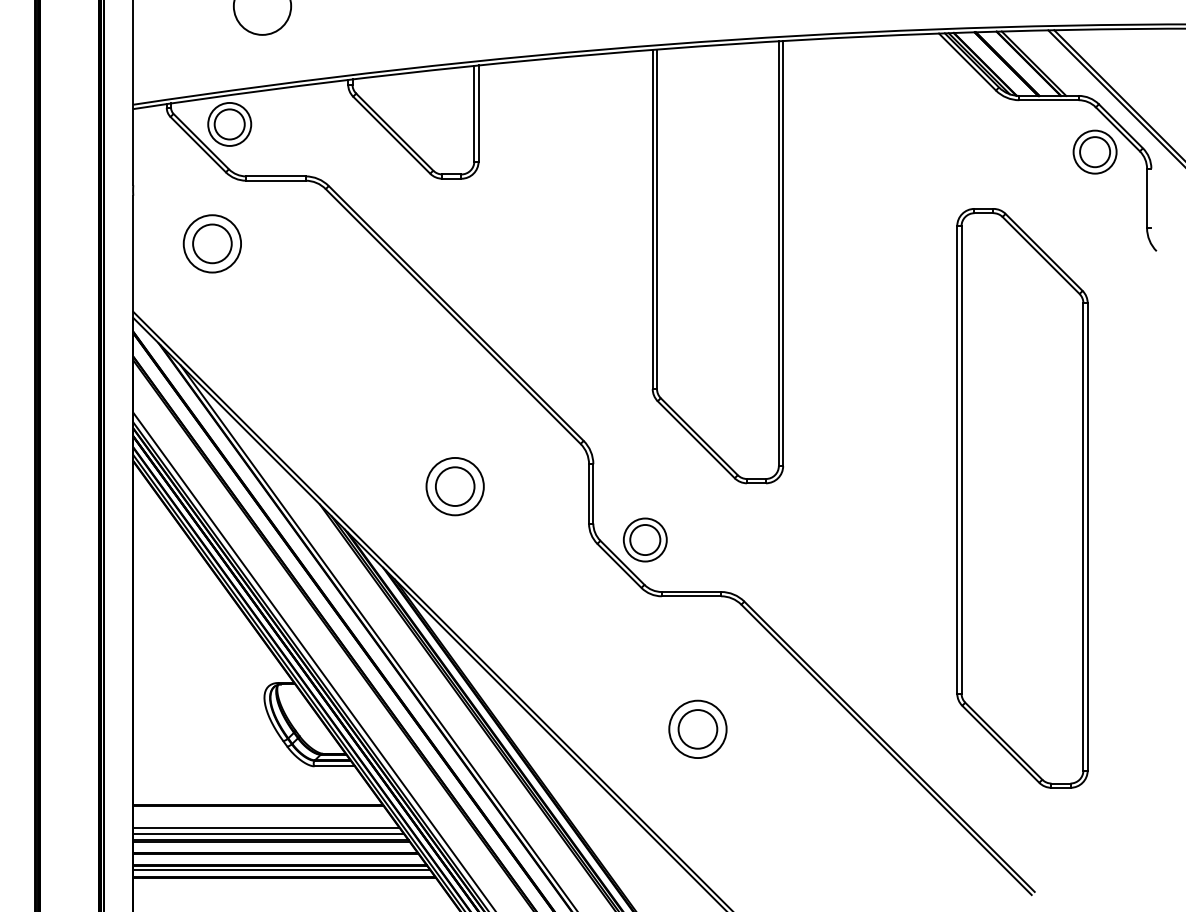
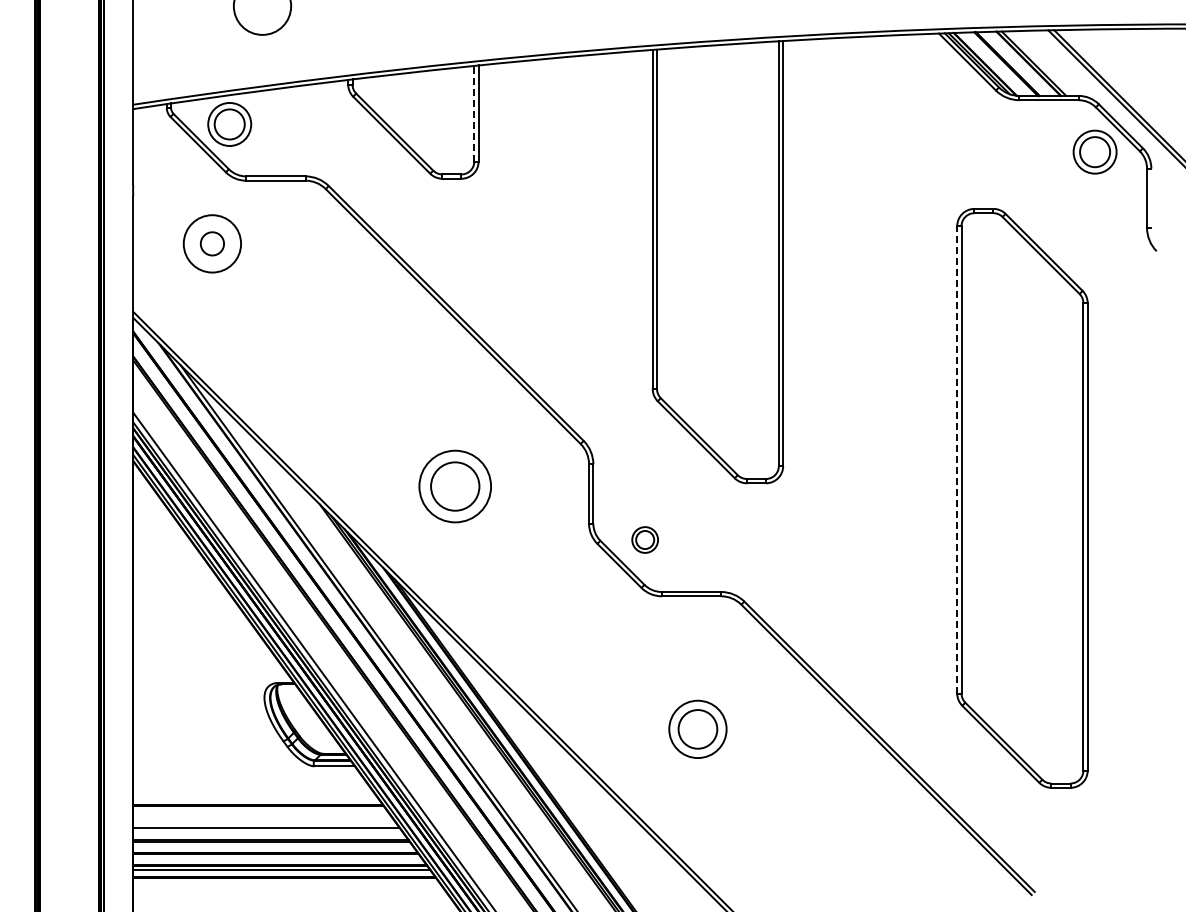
line: solid -> dashed (474, 113)
circle diameter: 39 px -> 23 px (212, 243)
line: solid -> dashed (957, 459)
part size: 60x60 px -> 74x75 px (454, 486)
part size: 46x46 px -> 28x28 px (644, 539)
line: present -> none (268, 833)
